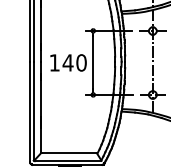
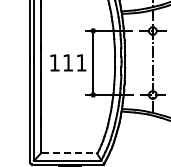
text: 140 -> 111 (74, 62)
line: solid -> dashed (69, 153)
